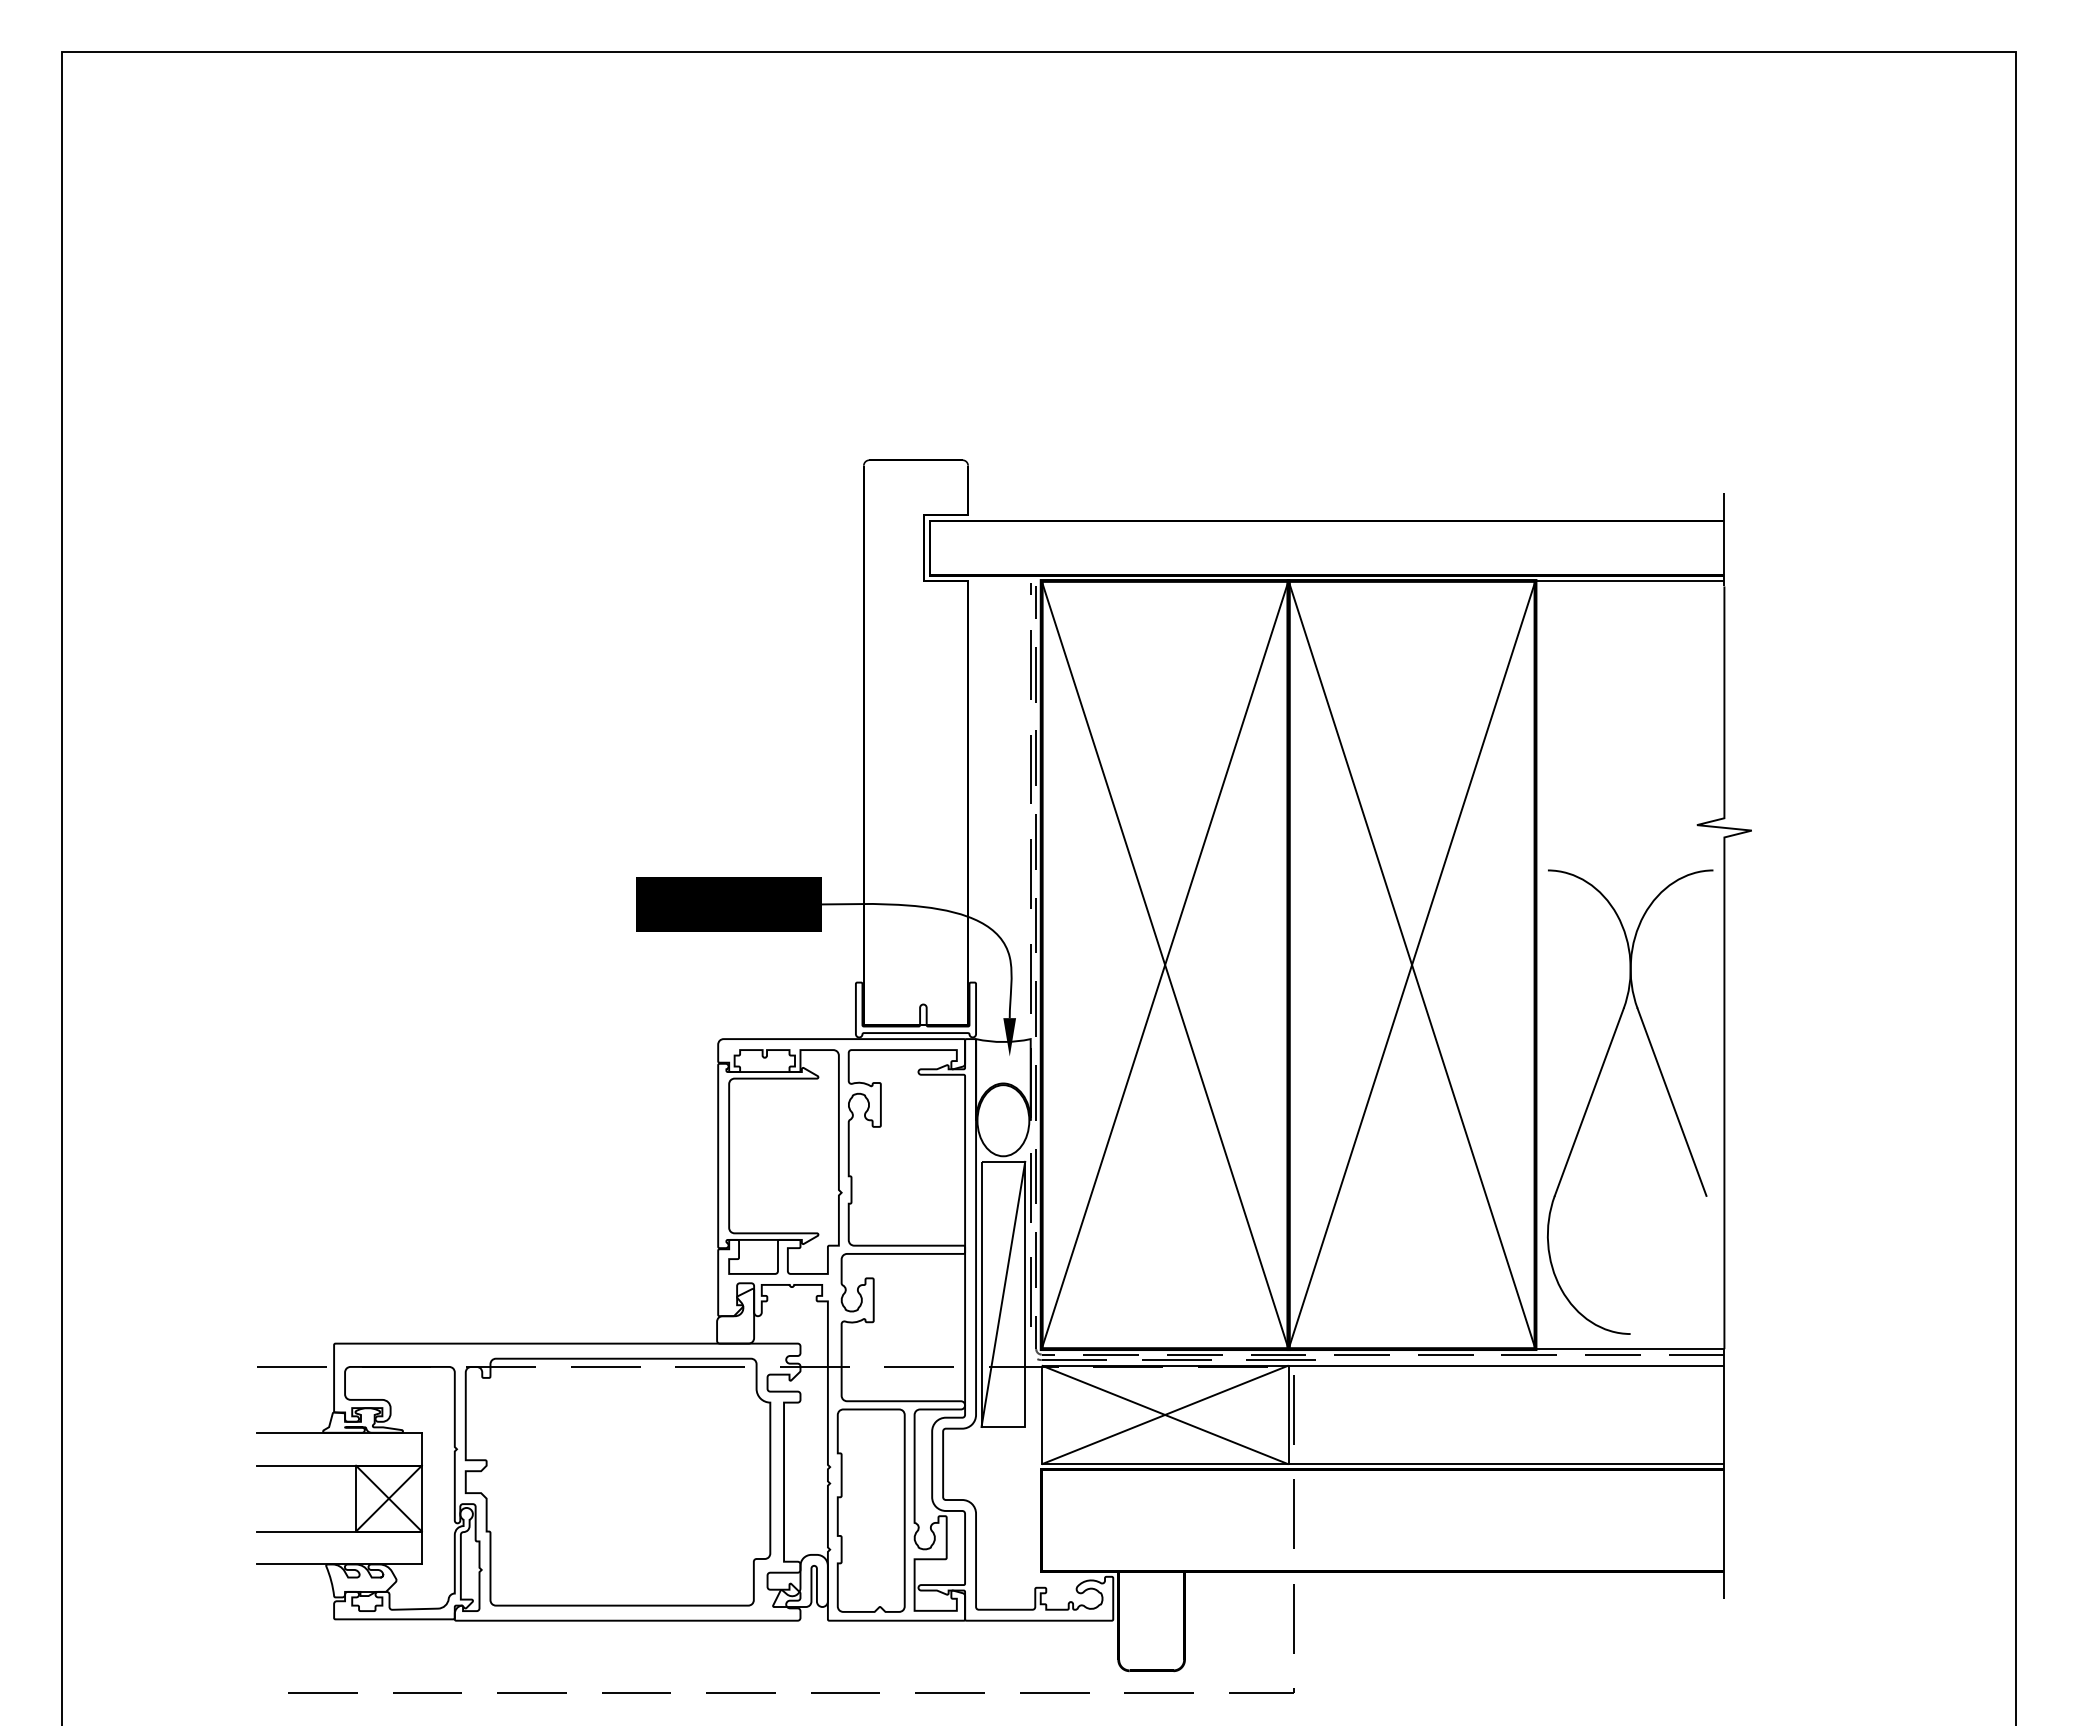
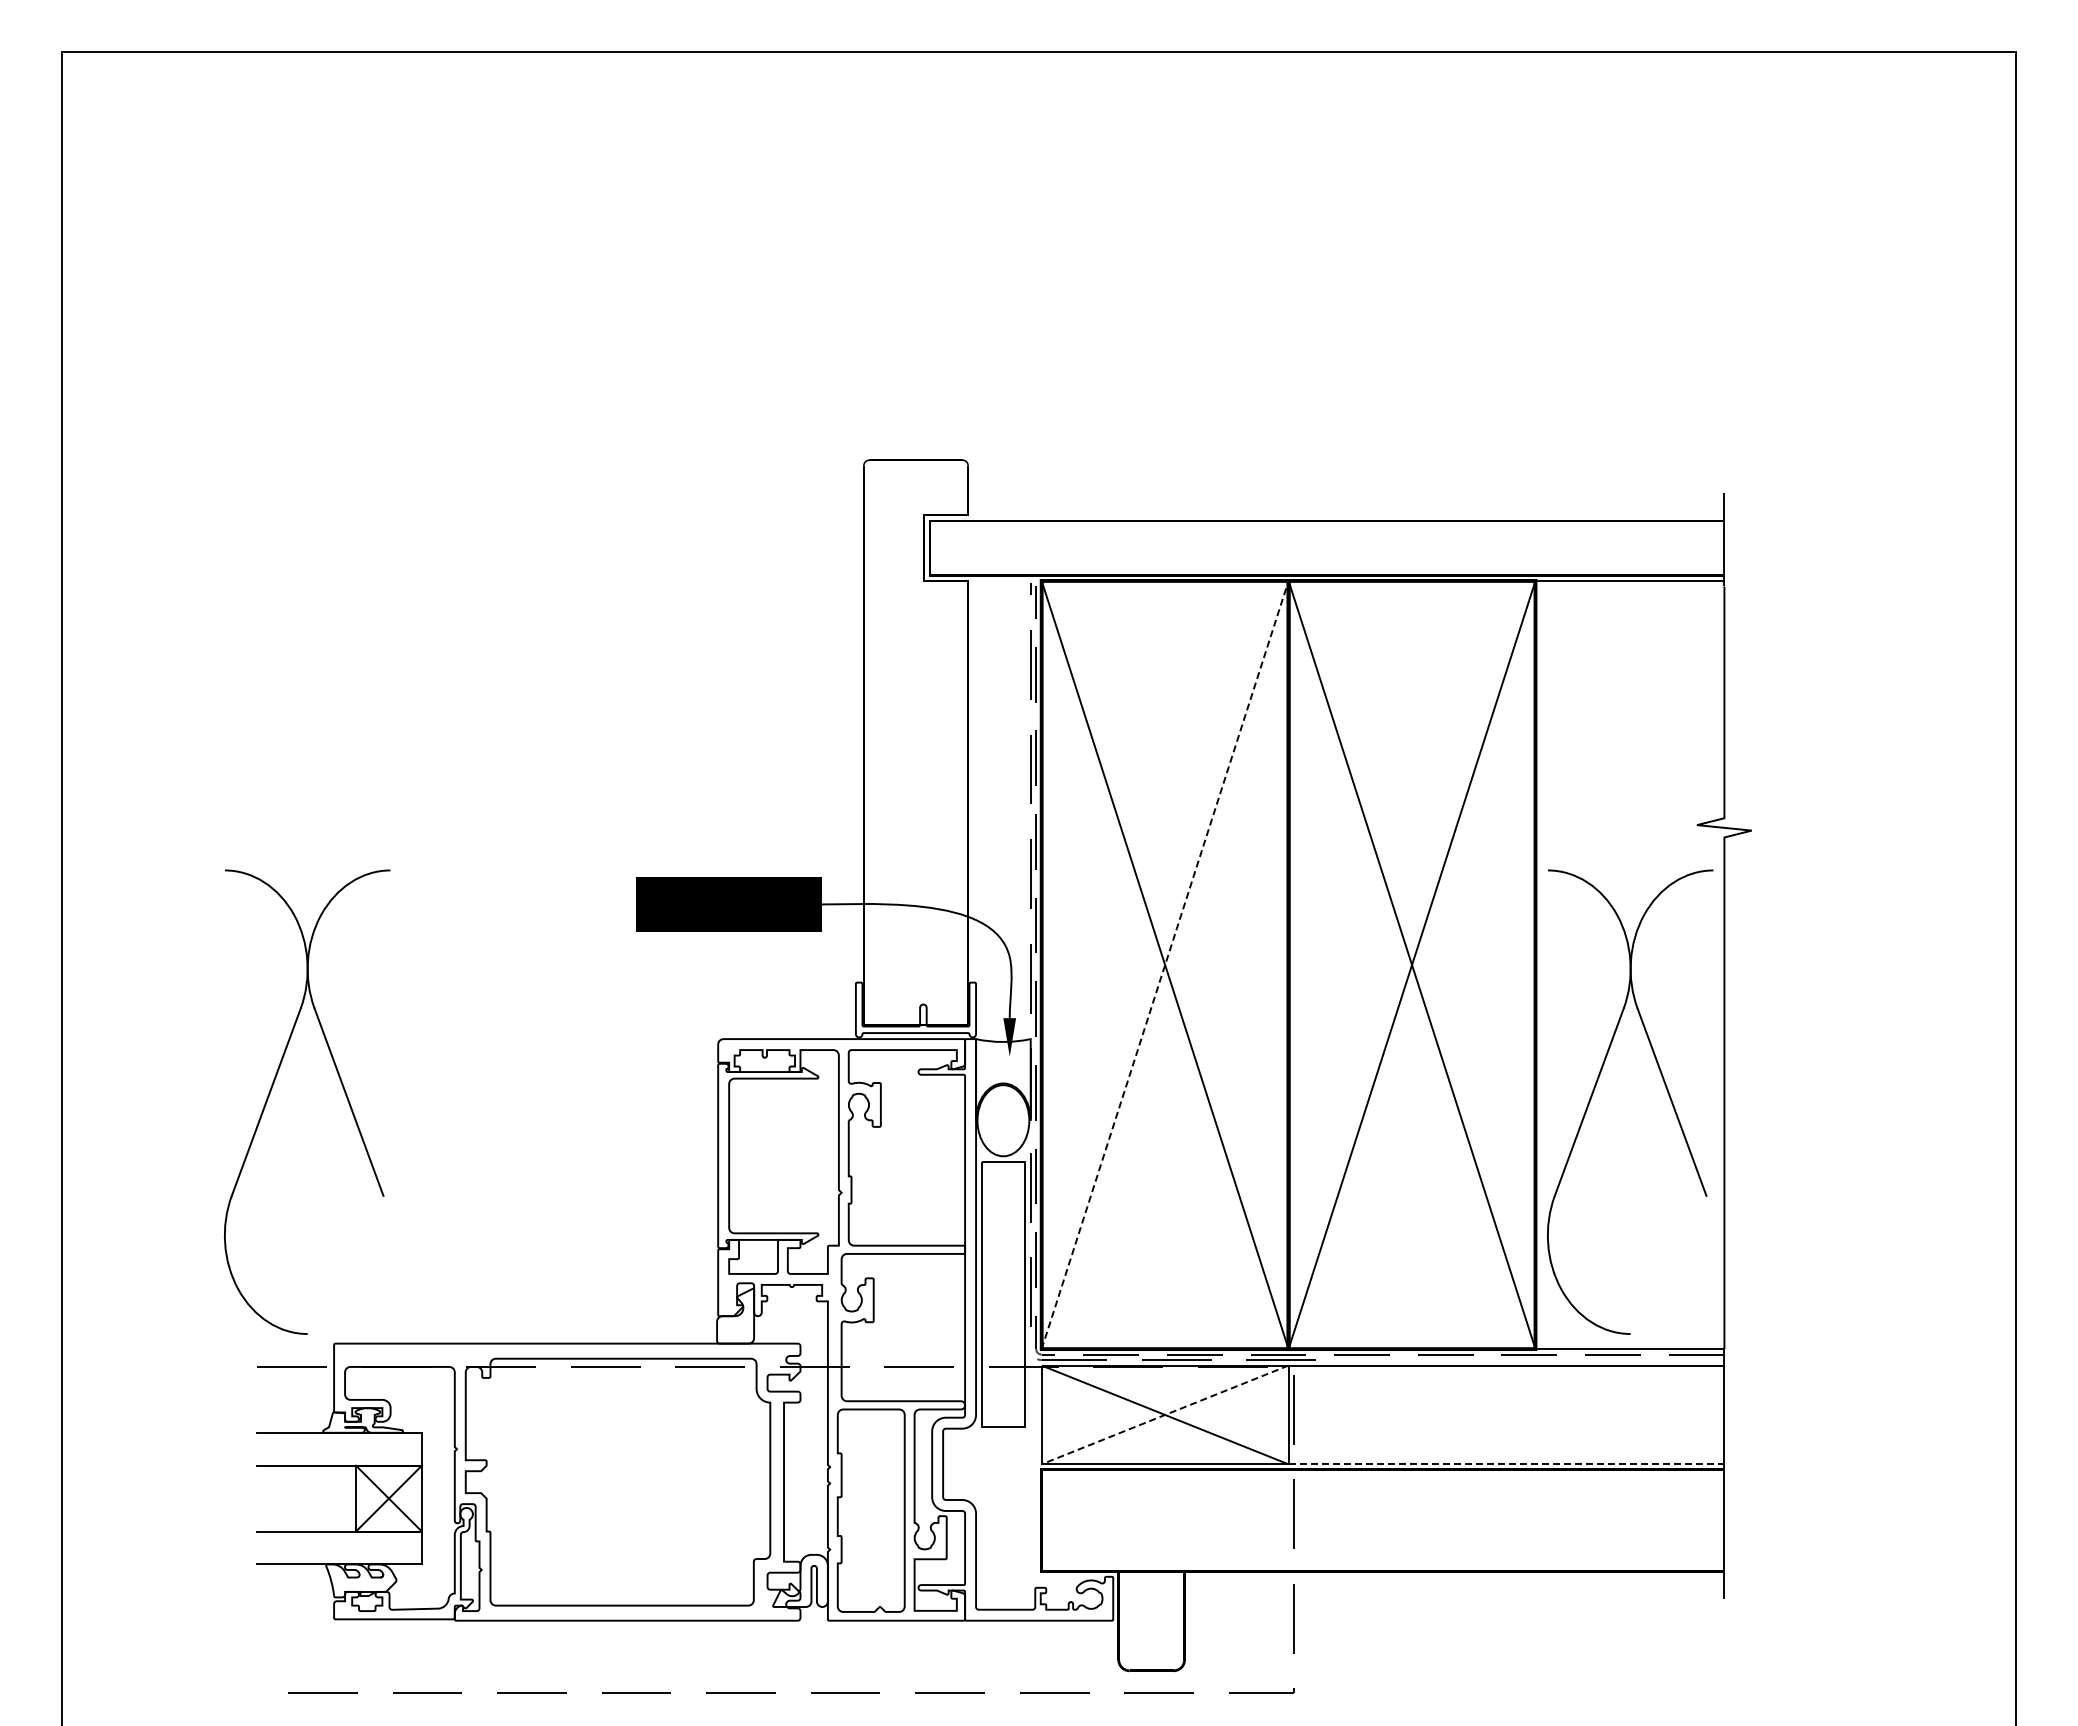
line: solid -> dashed (1165, 964)
part: none -> present (272, 1088)
line: present -> none (1003, 1294)
line: solid -> dashed (1165, 1414)
line: solid -> dashed (1506, 1464)
